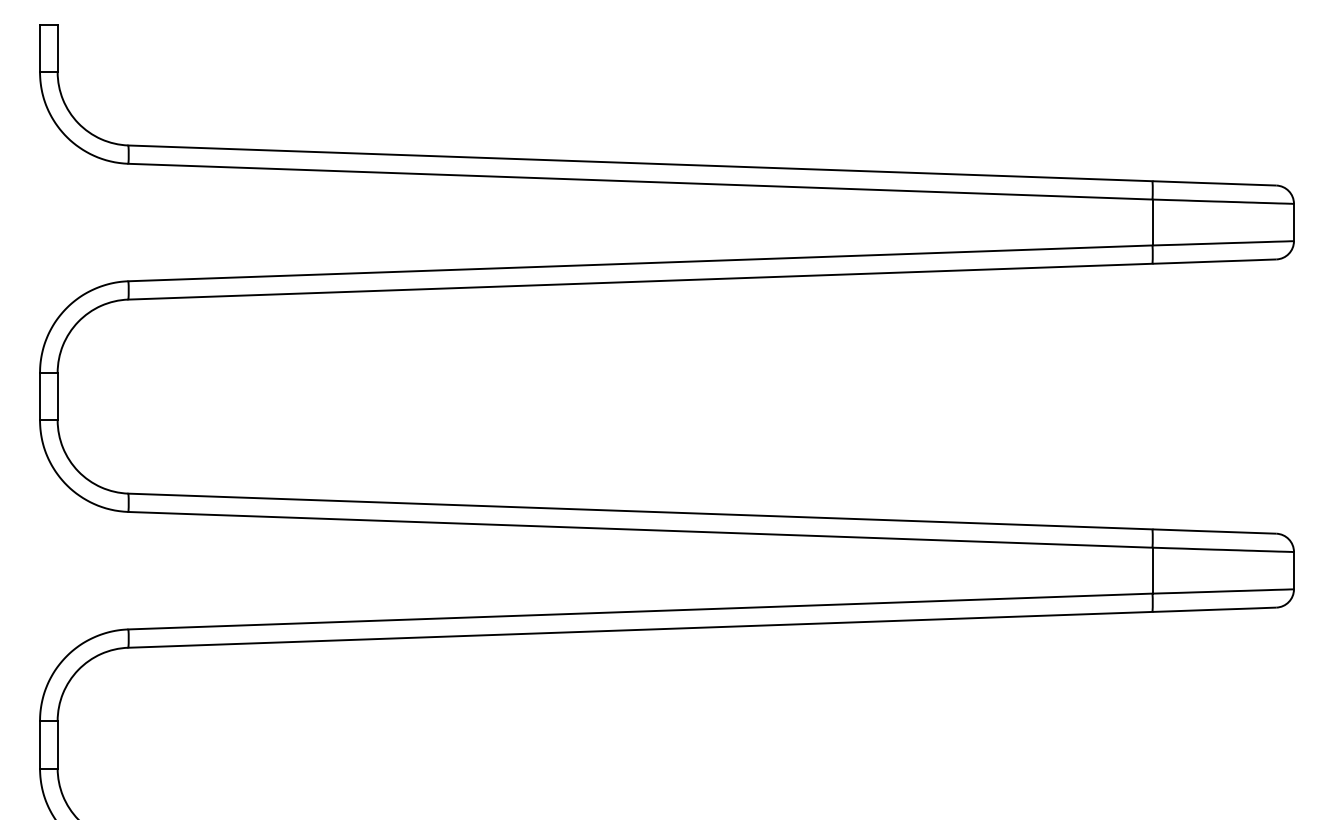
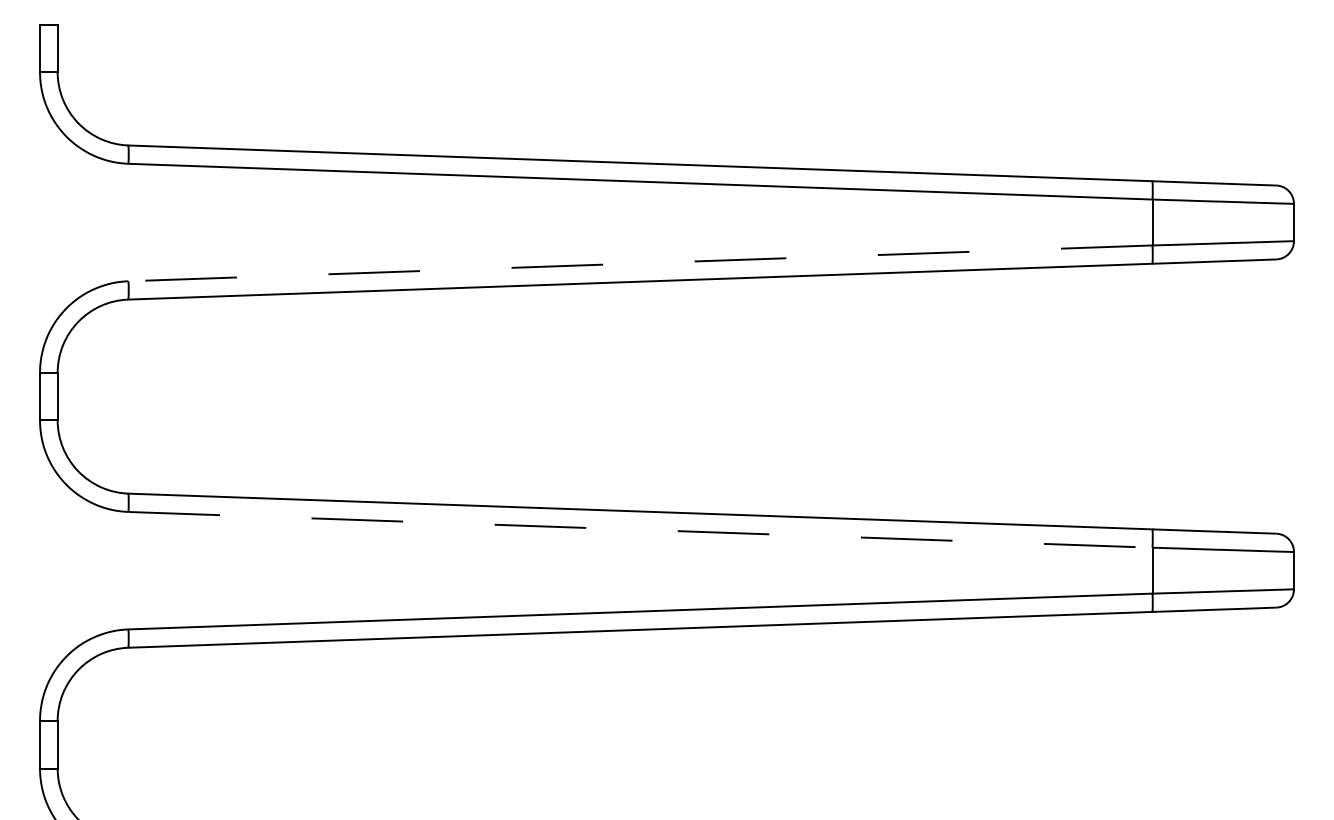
line: solid -> dashed (639, 263)
line: solid -> dashed (640, 529)
